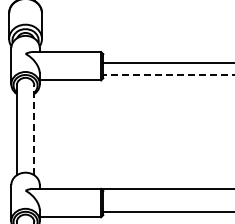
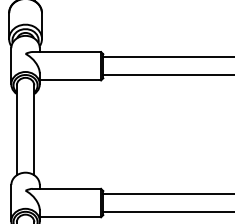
line position: (167, 63) -> (167, 57) (167, 57)
line: dashed -> solid (169, 75)
line: dashed -> solid (34, 130)
line position: (167, 189) -> (167, 194) (167, 194)
